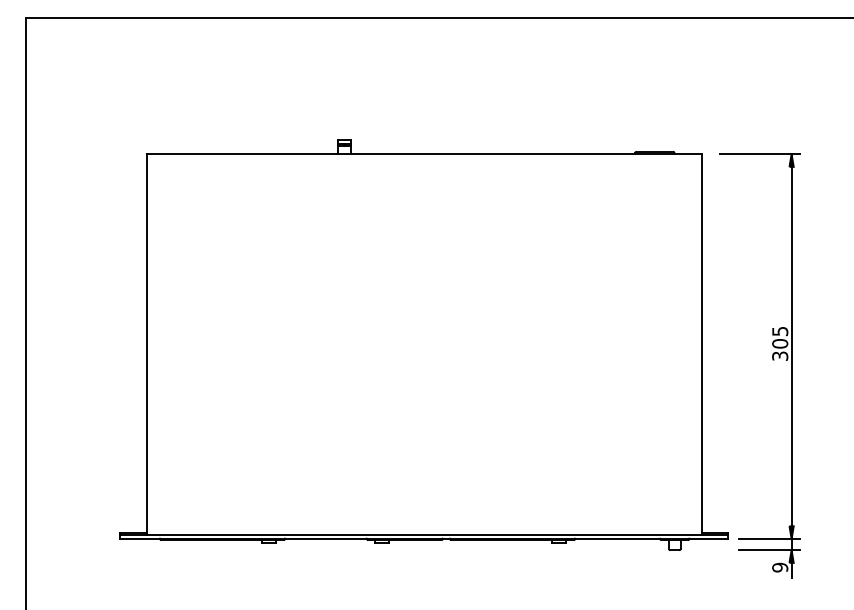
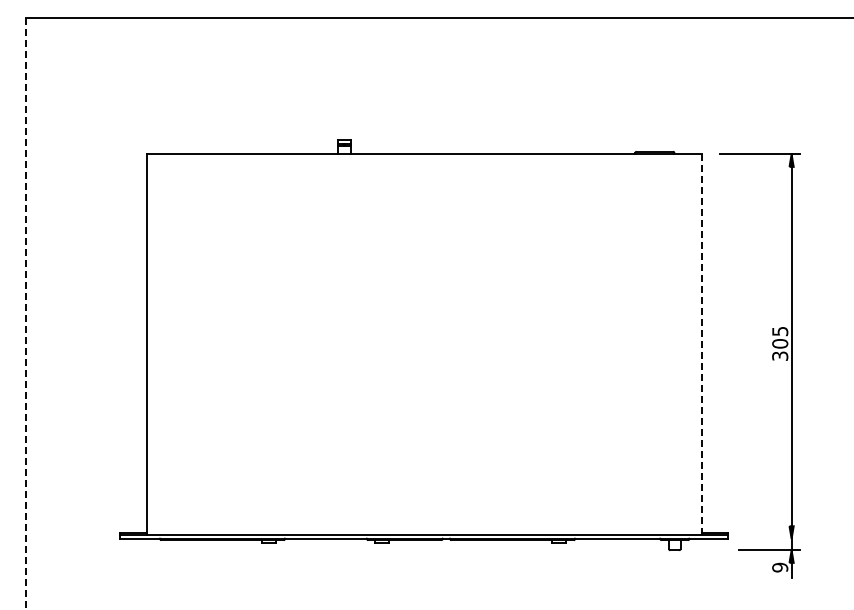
line: solid -> dashed (25, 313)
line: solid -> dashed (701, 344)
line: present -> none (769, 538)
